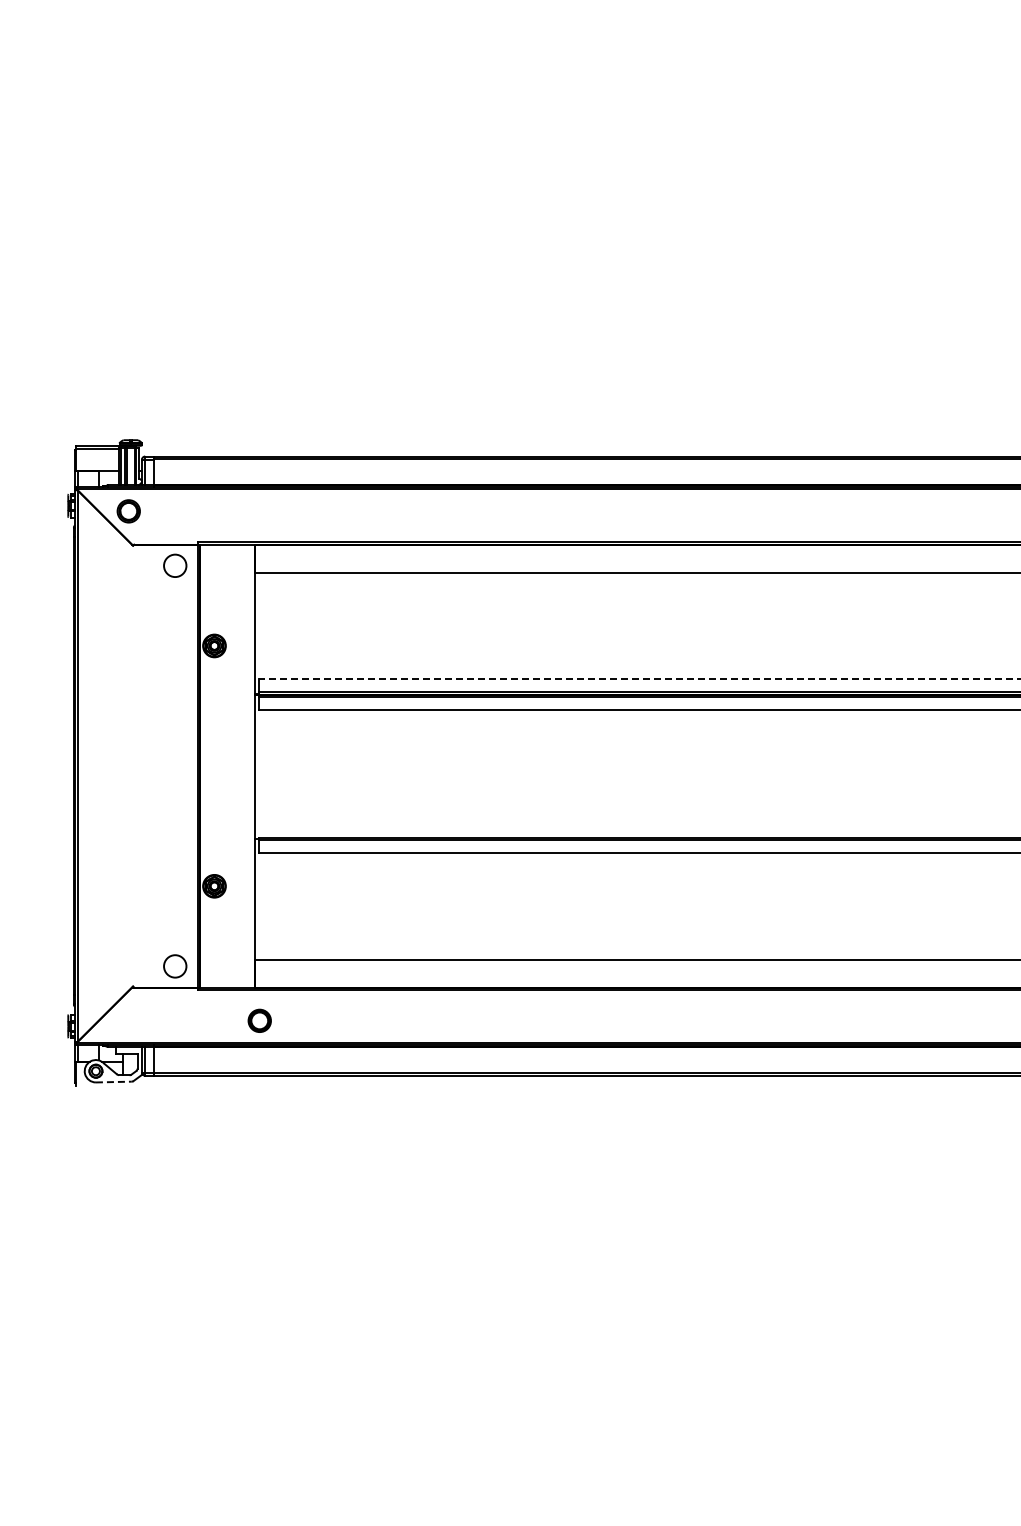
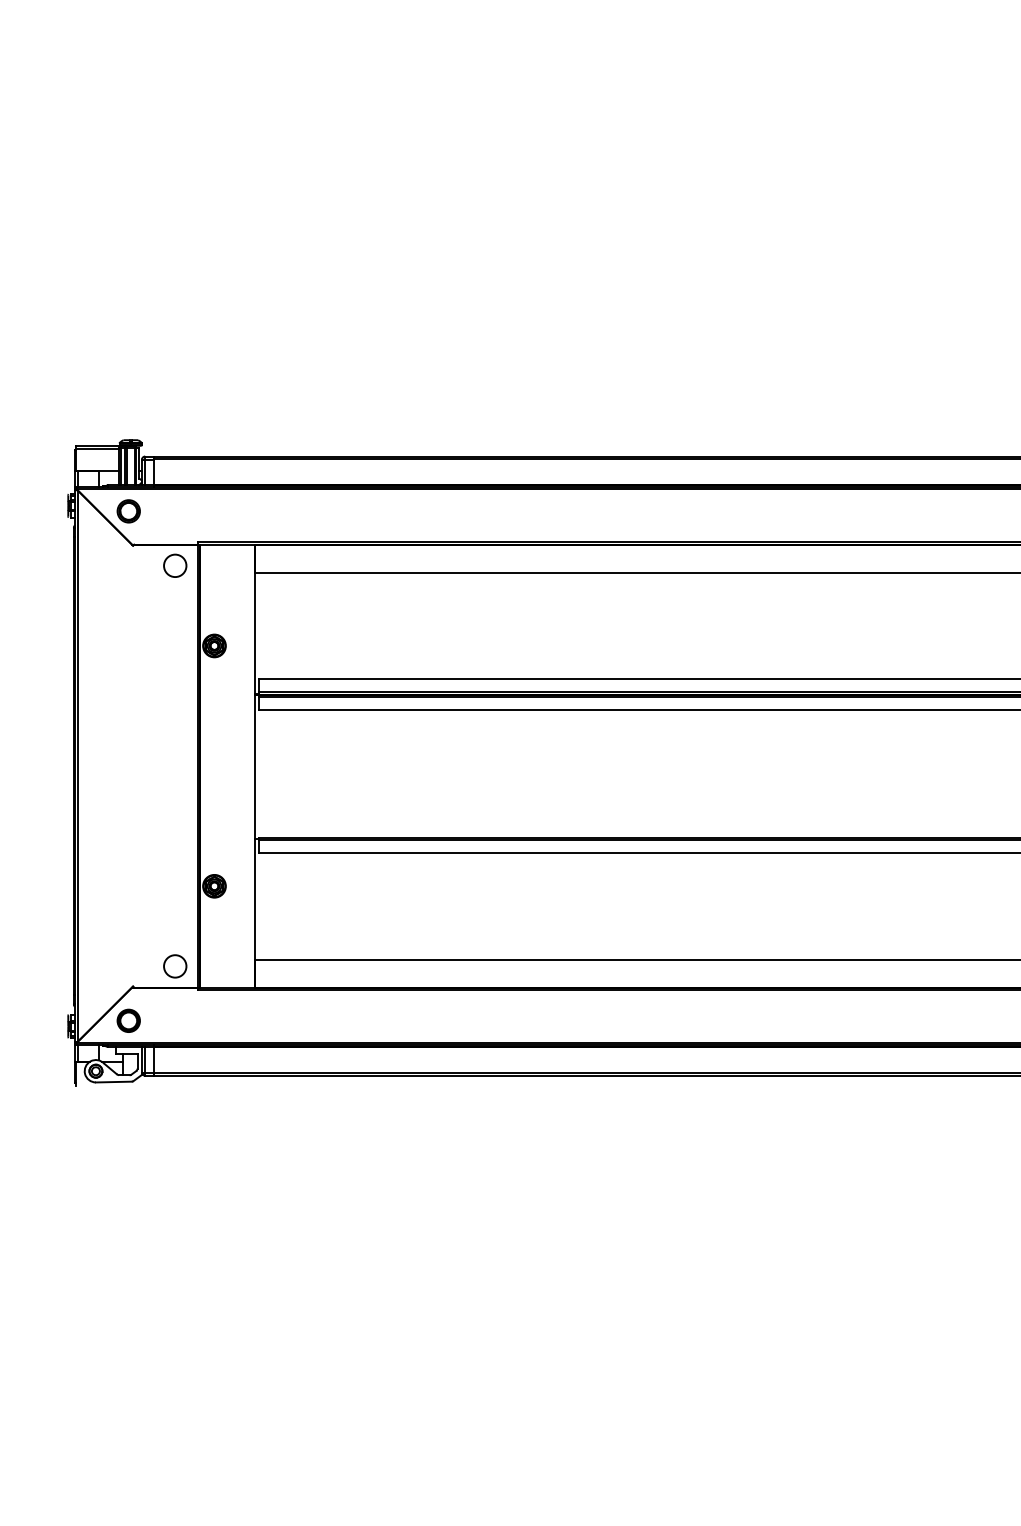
line: dashed -> solid (639, 679)
part position: (259, 1020) -> (128, 1020) (128, 1020)
line: dashed -> solid (113, 1082)
